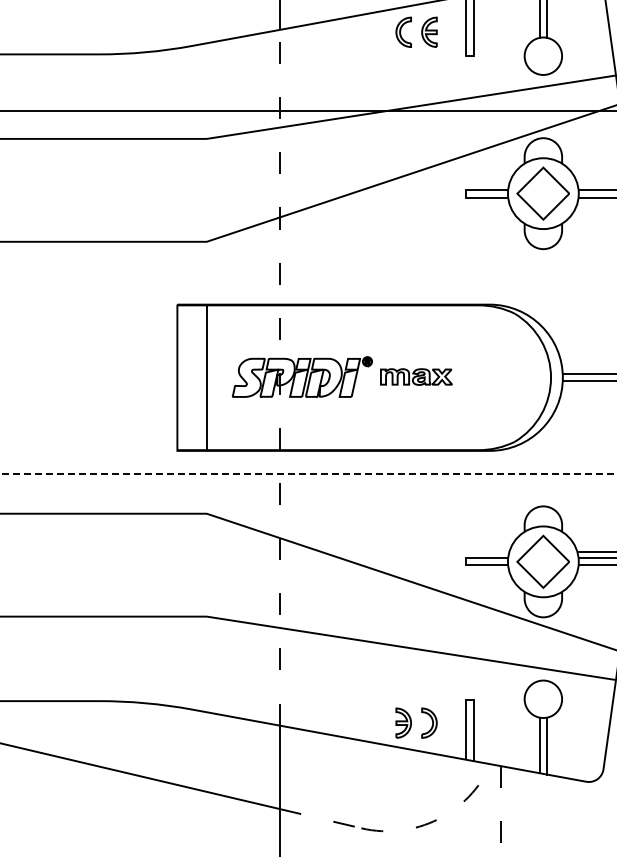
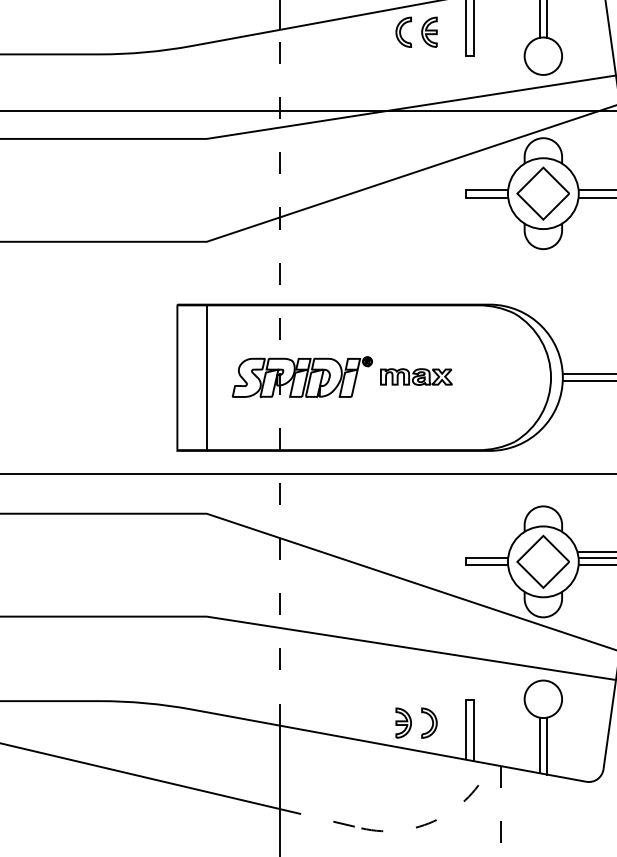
line: dashed -> solid (308, 473)
